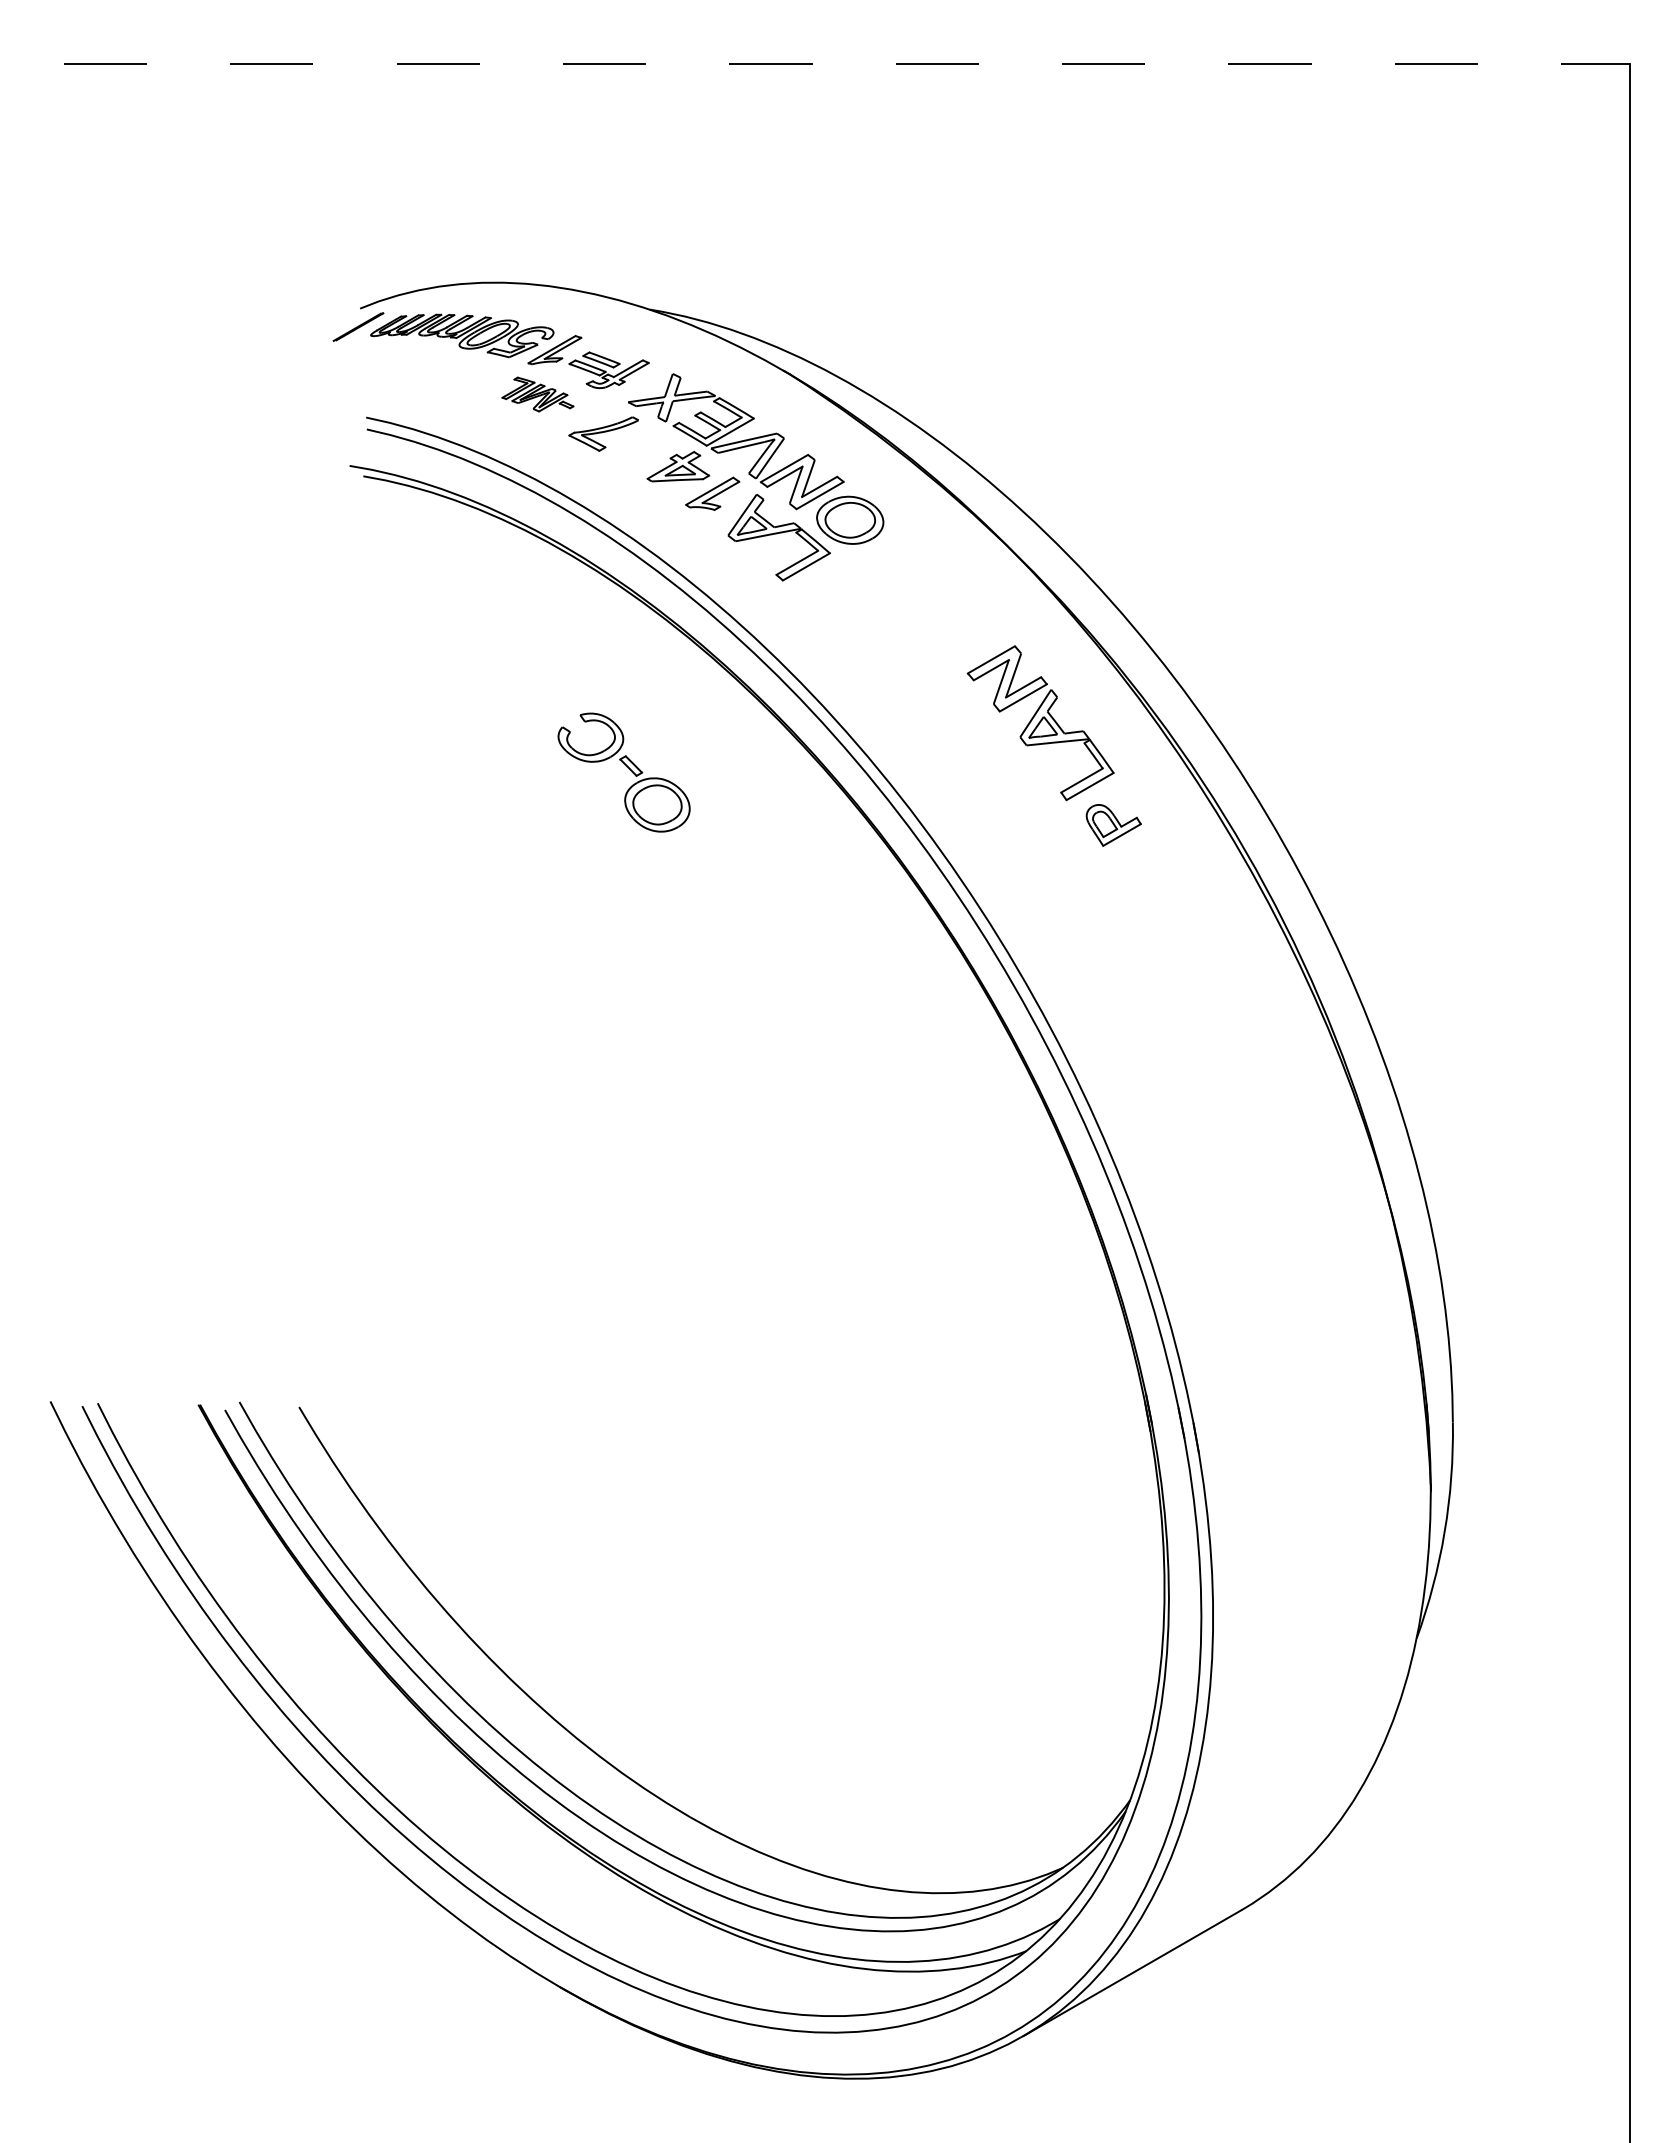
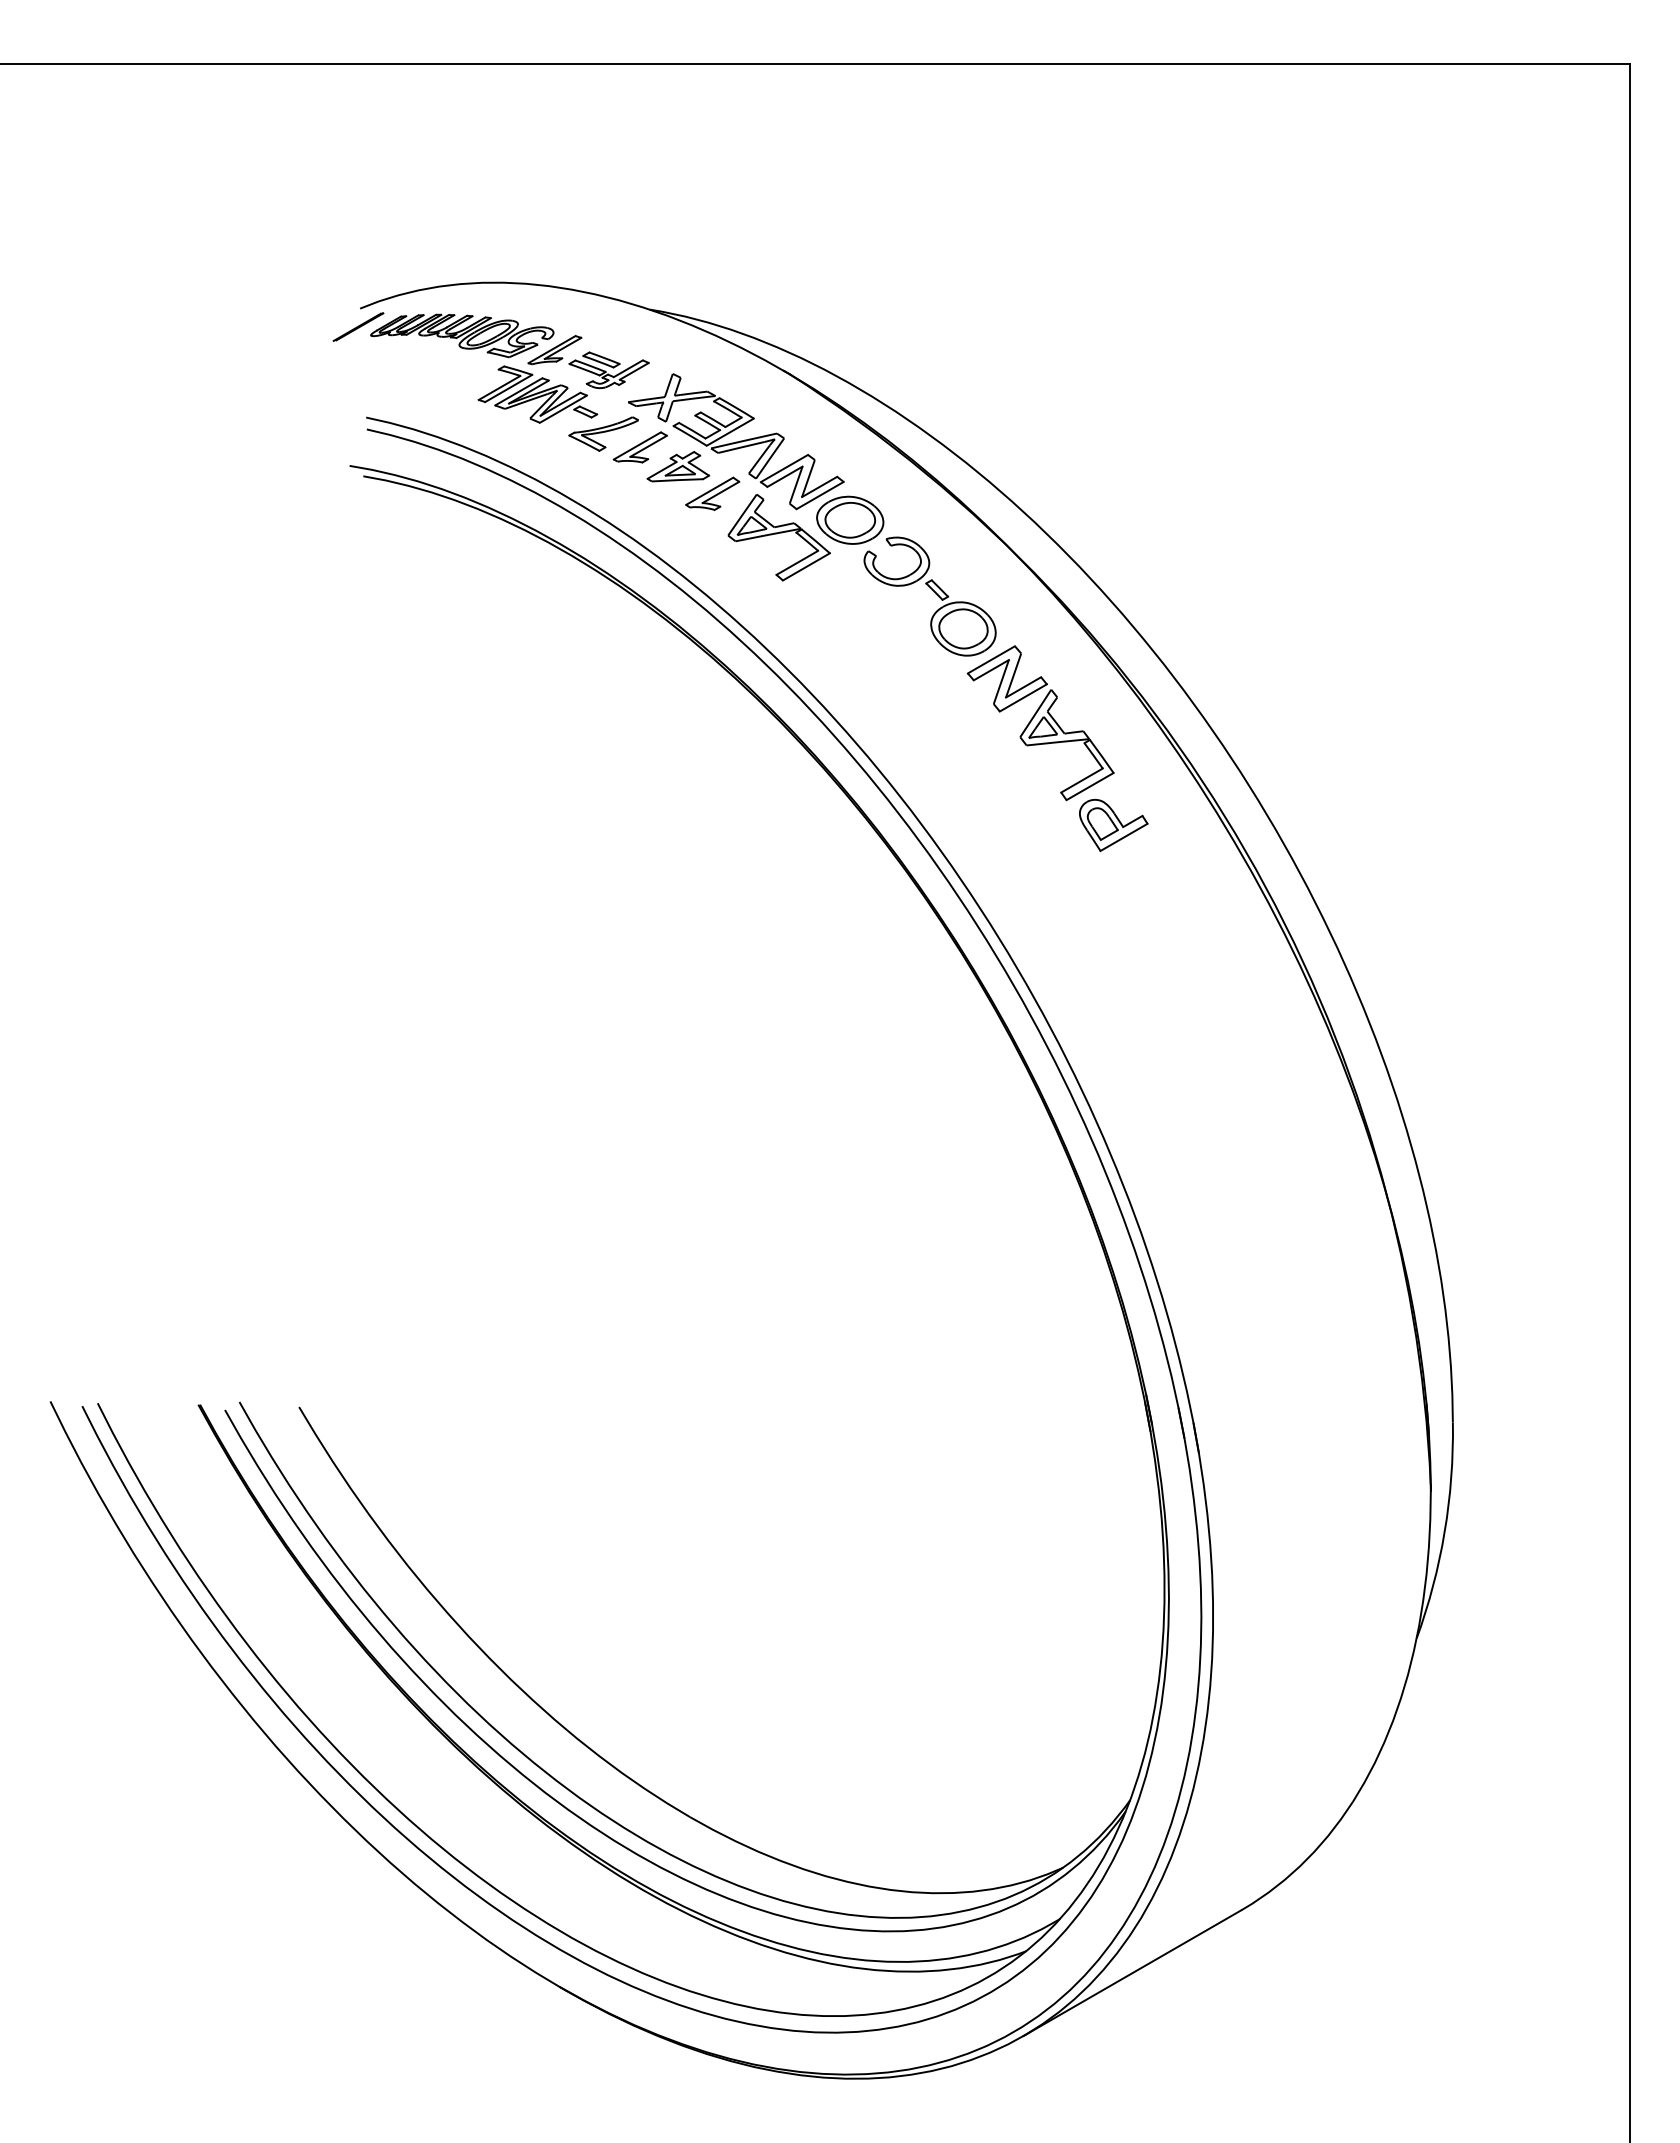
line: dashed -> solid (816, 64)
part size: 74x37 px -> 122x59 px (537, 394)
part: none -> present (639, 447)
part position: (627, 767) -> (933, 591) (933, 591)
part size: 57x43 px -> 70x55 px (1113, 825)
